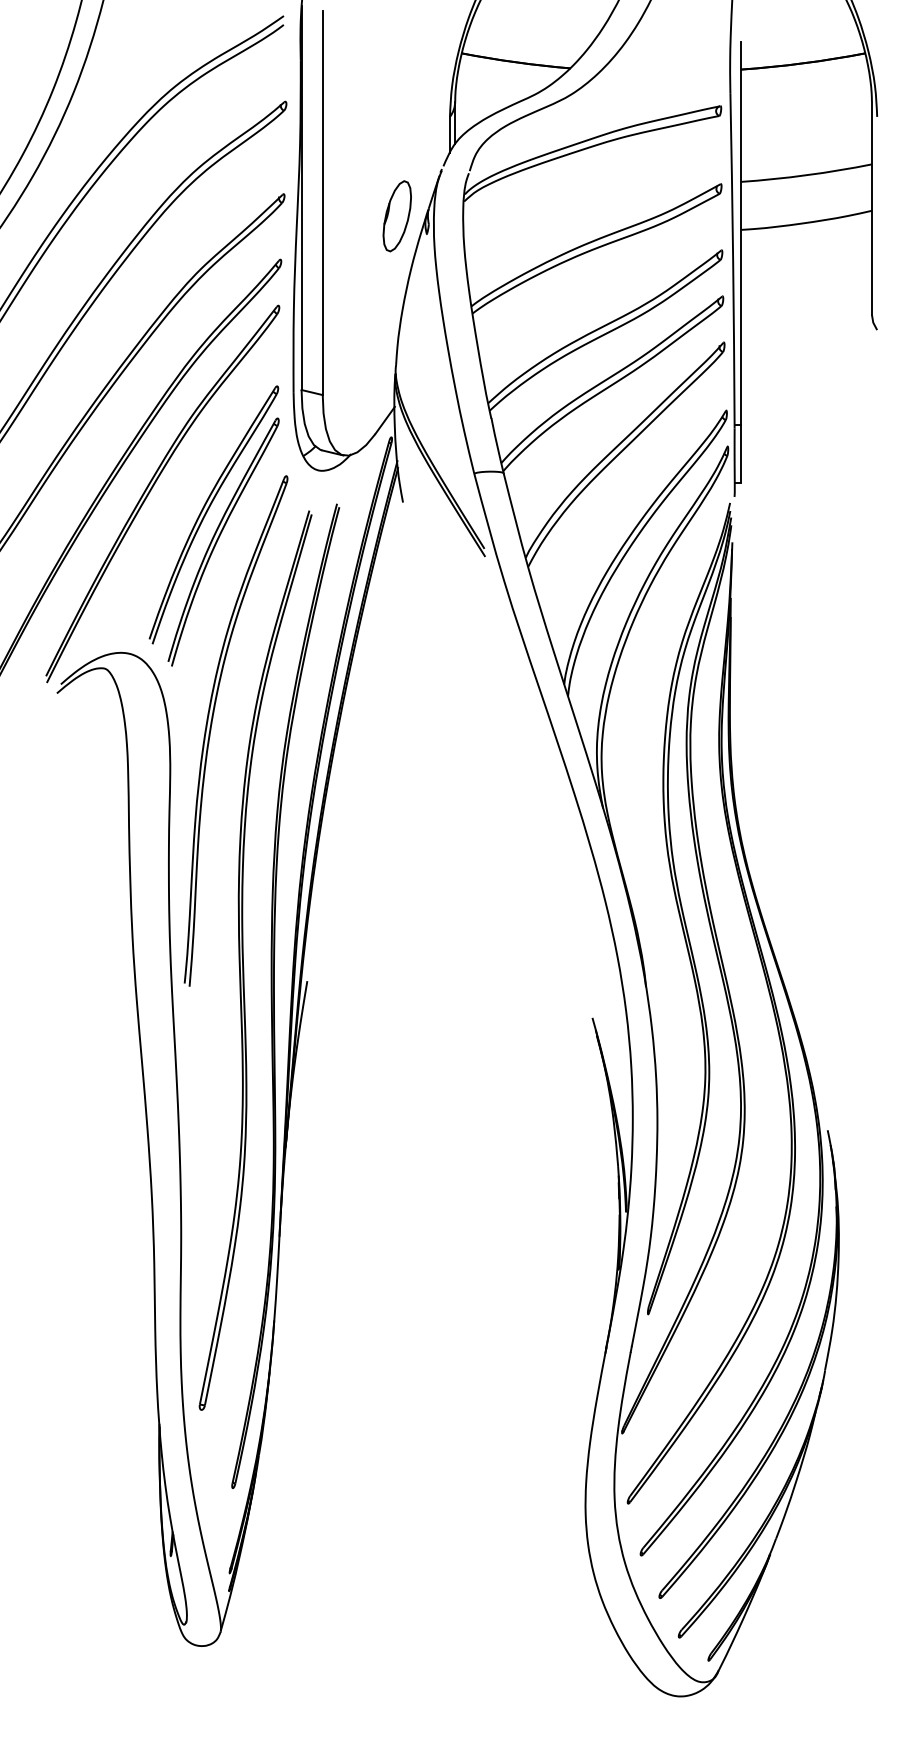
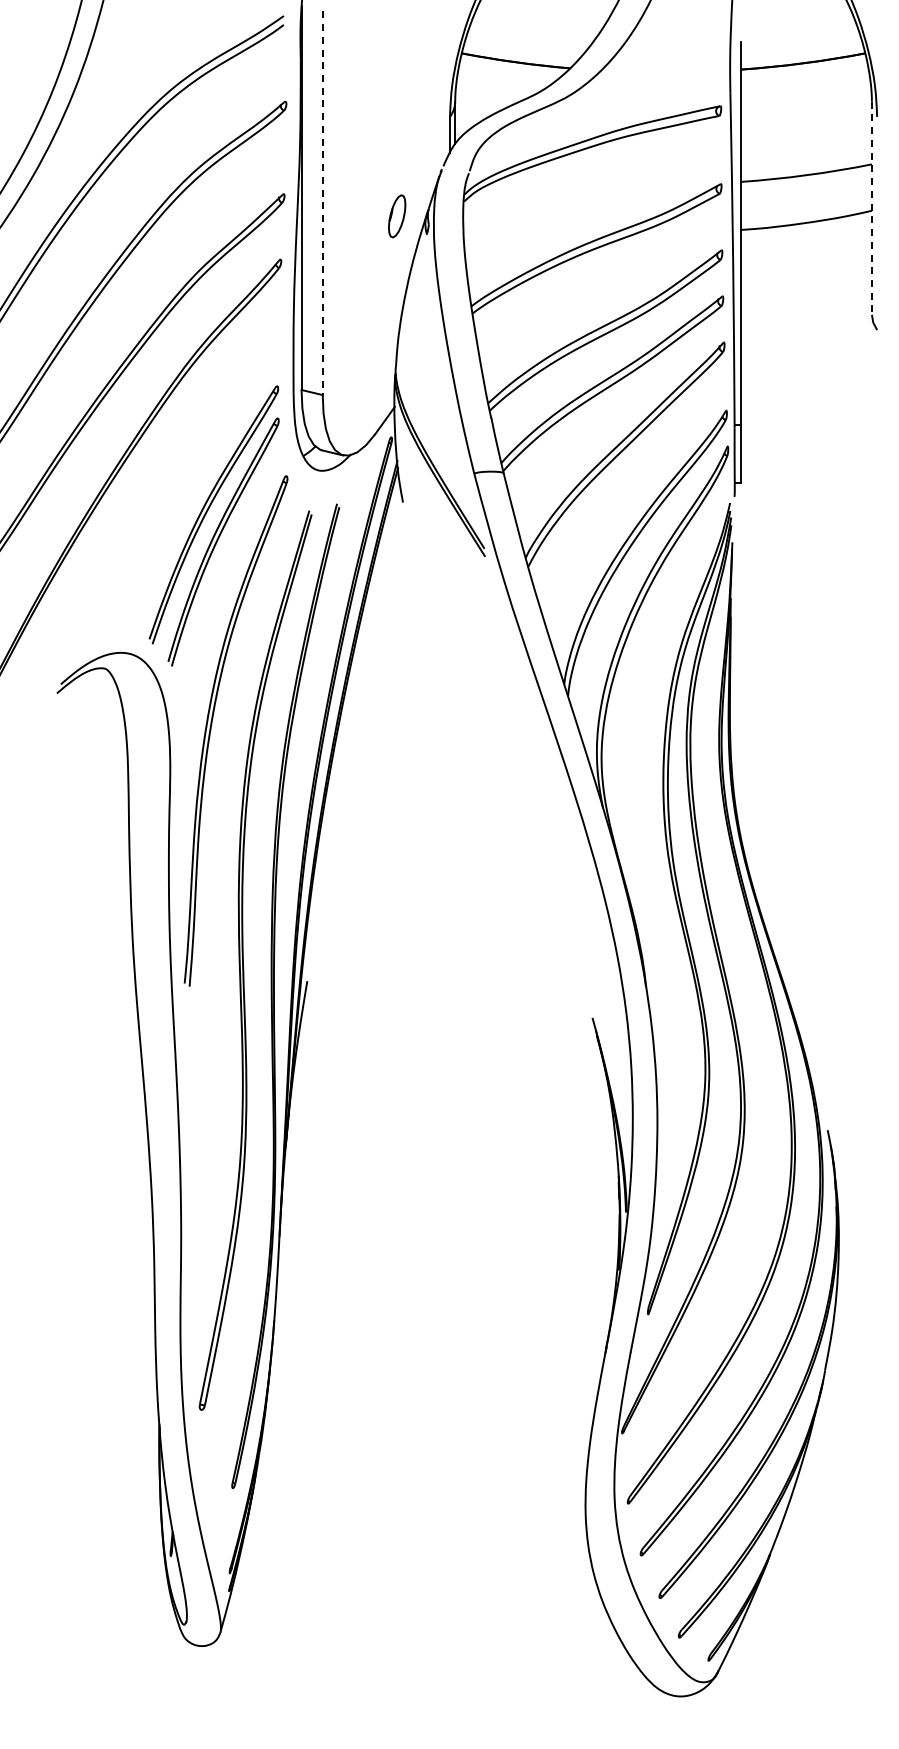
line: solid -> dashed (322, 203)
line: solid -> dashed (871, 208)
part size: 30x73 px -> 19x45 px (397, 216)
part: present -> none (153, 487)
